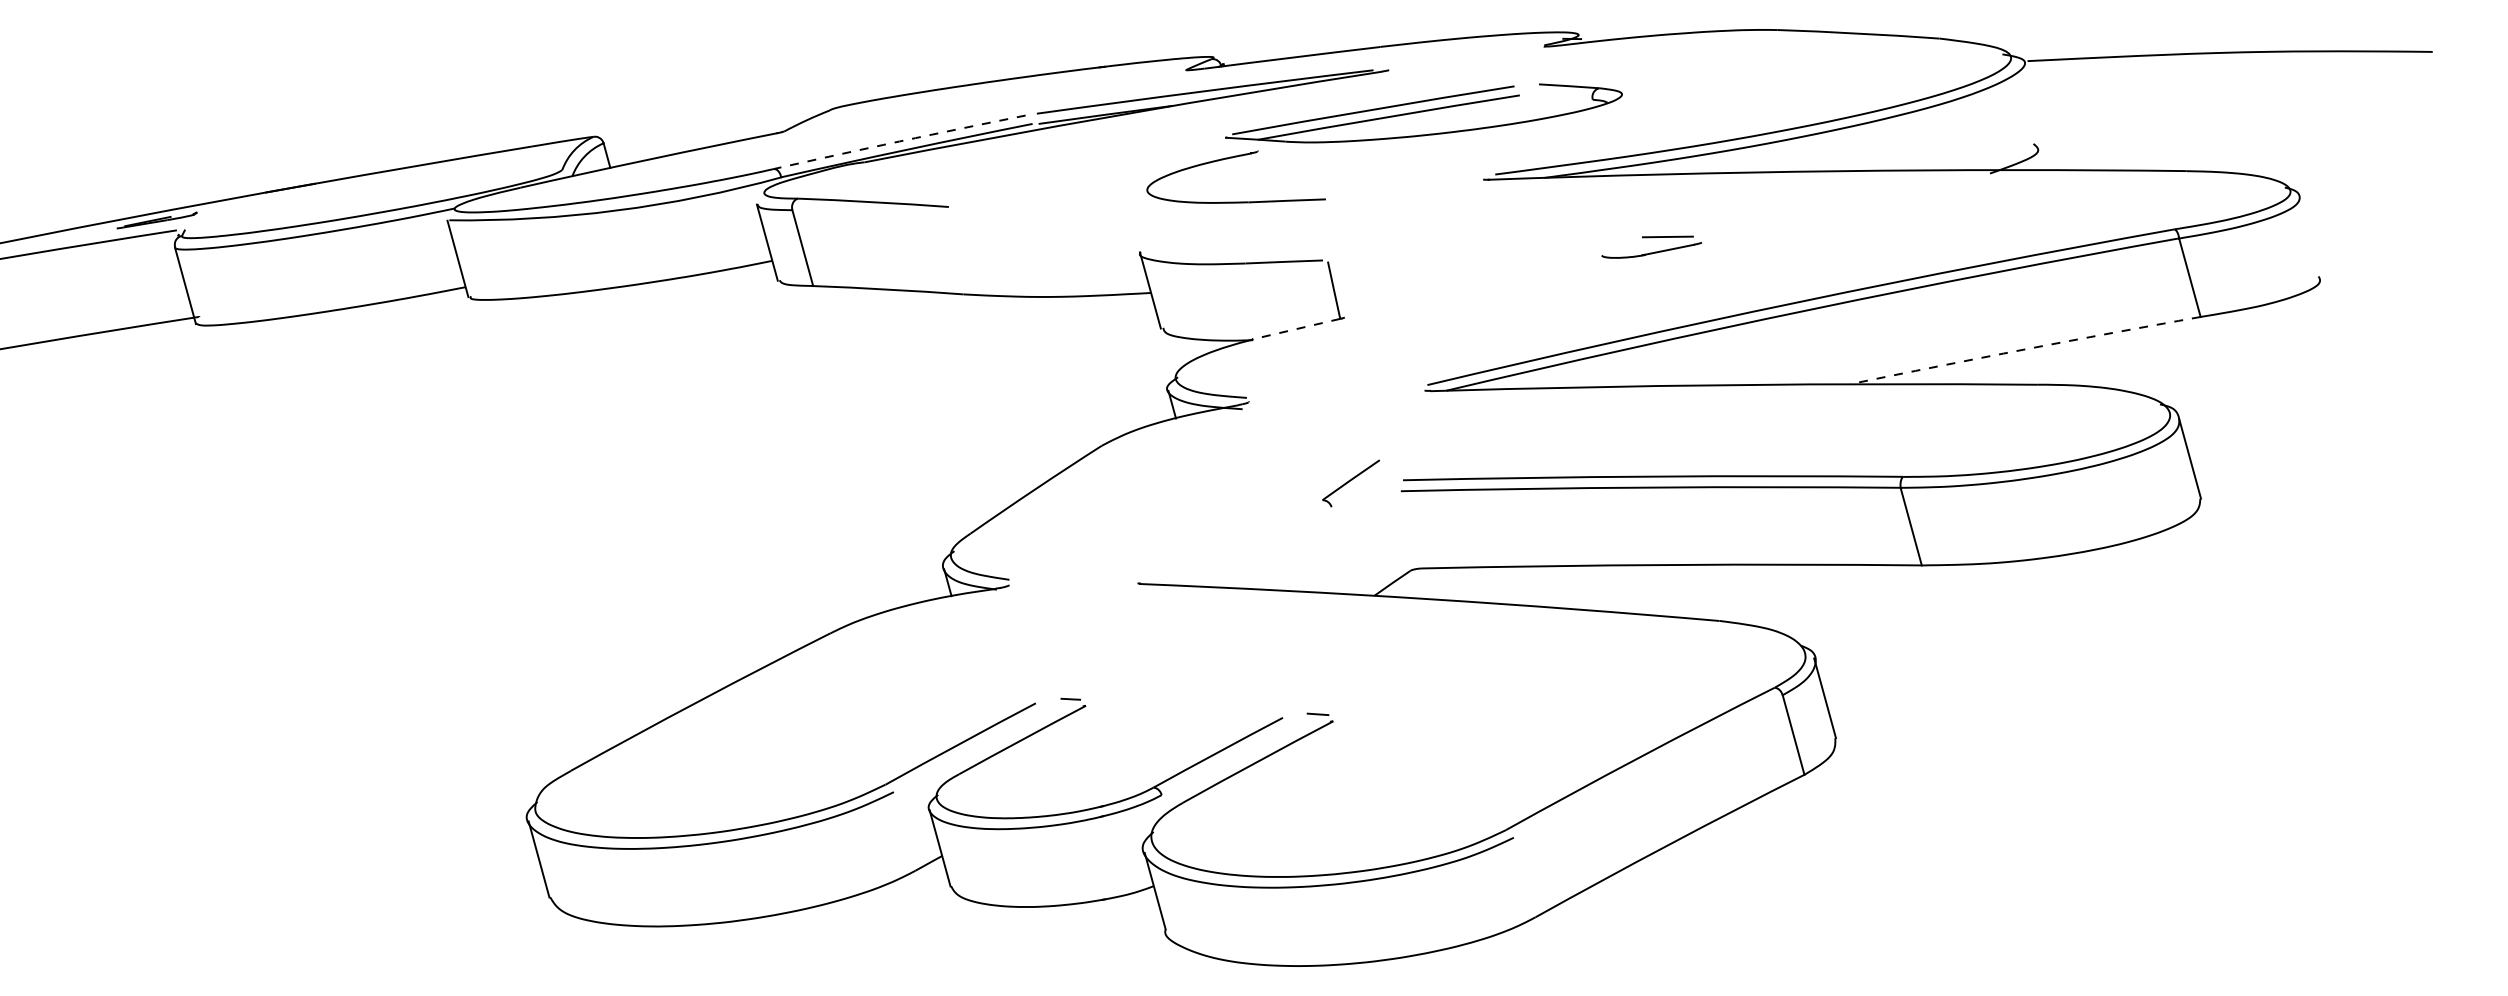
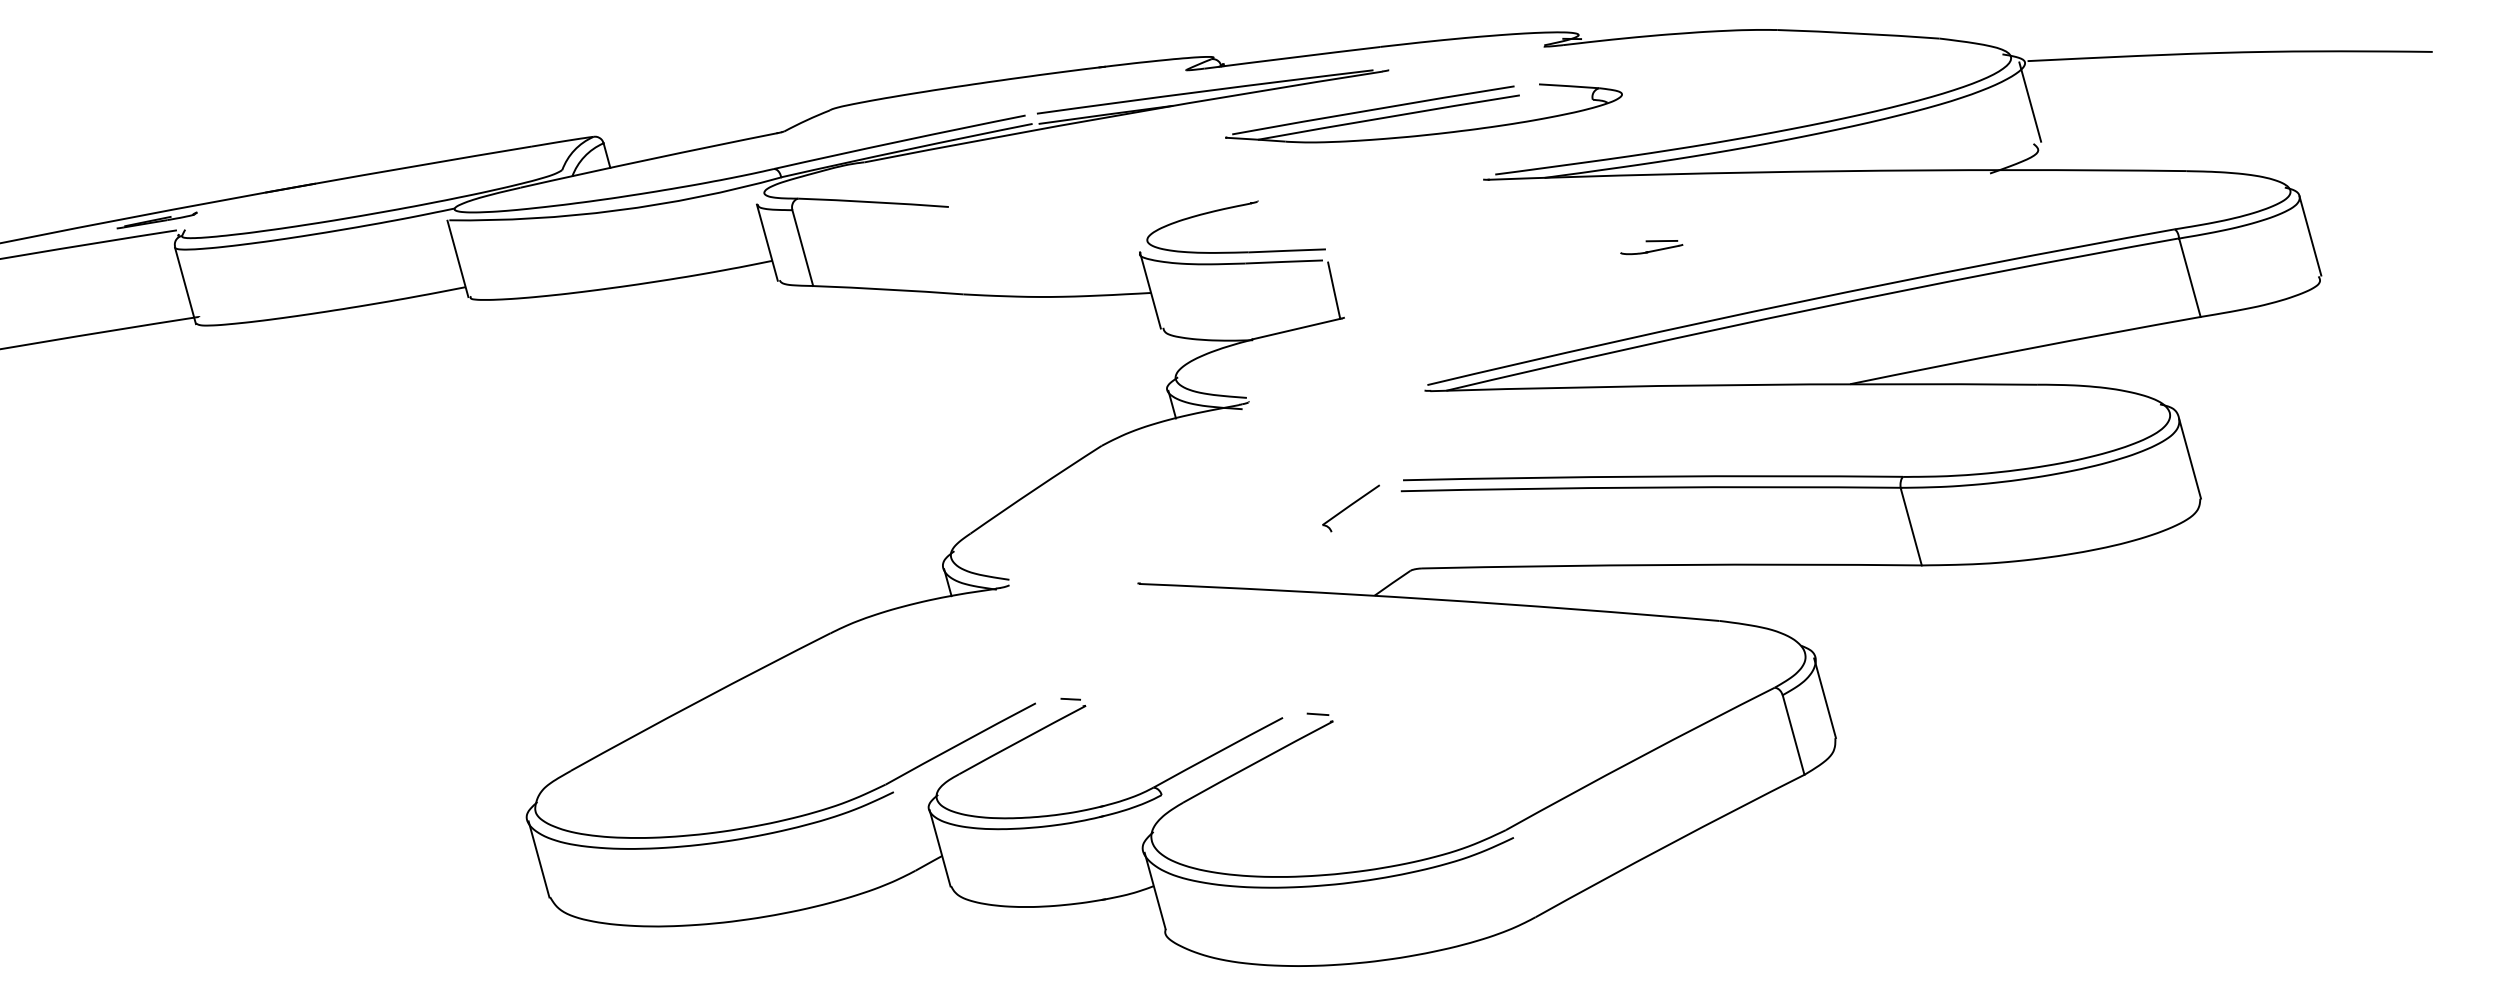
line: none -> present (2030, 101)
arc: dashed -> solid (899, 141)
part position: (1232, 158) -> (1232, 208) (1232, 208)
line: none -> present (2310, 235)
part size: 102x24 px -> 64x16 px (1651, 247)
line: dashed -> solid (1295, 329)
arc: dashed -> solid (2025, 349)
part position: (1350, 483) -> (1350, 508) (1350, 508)
